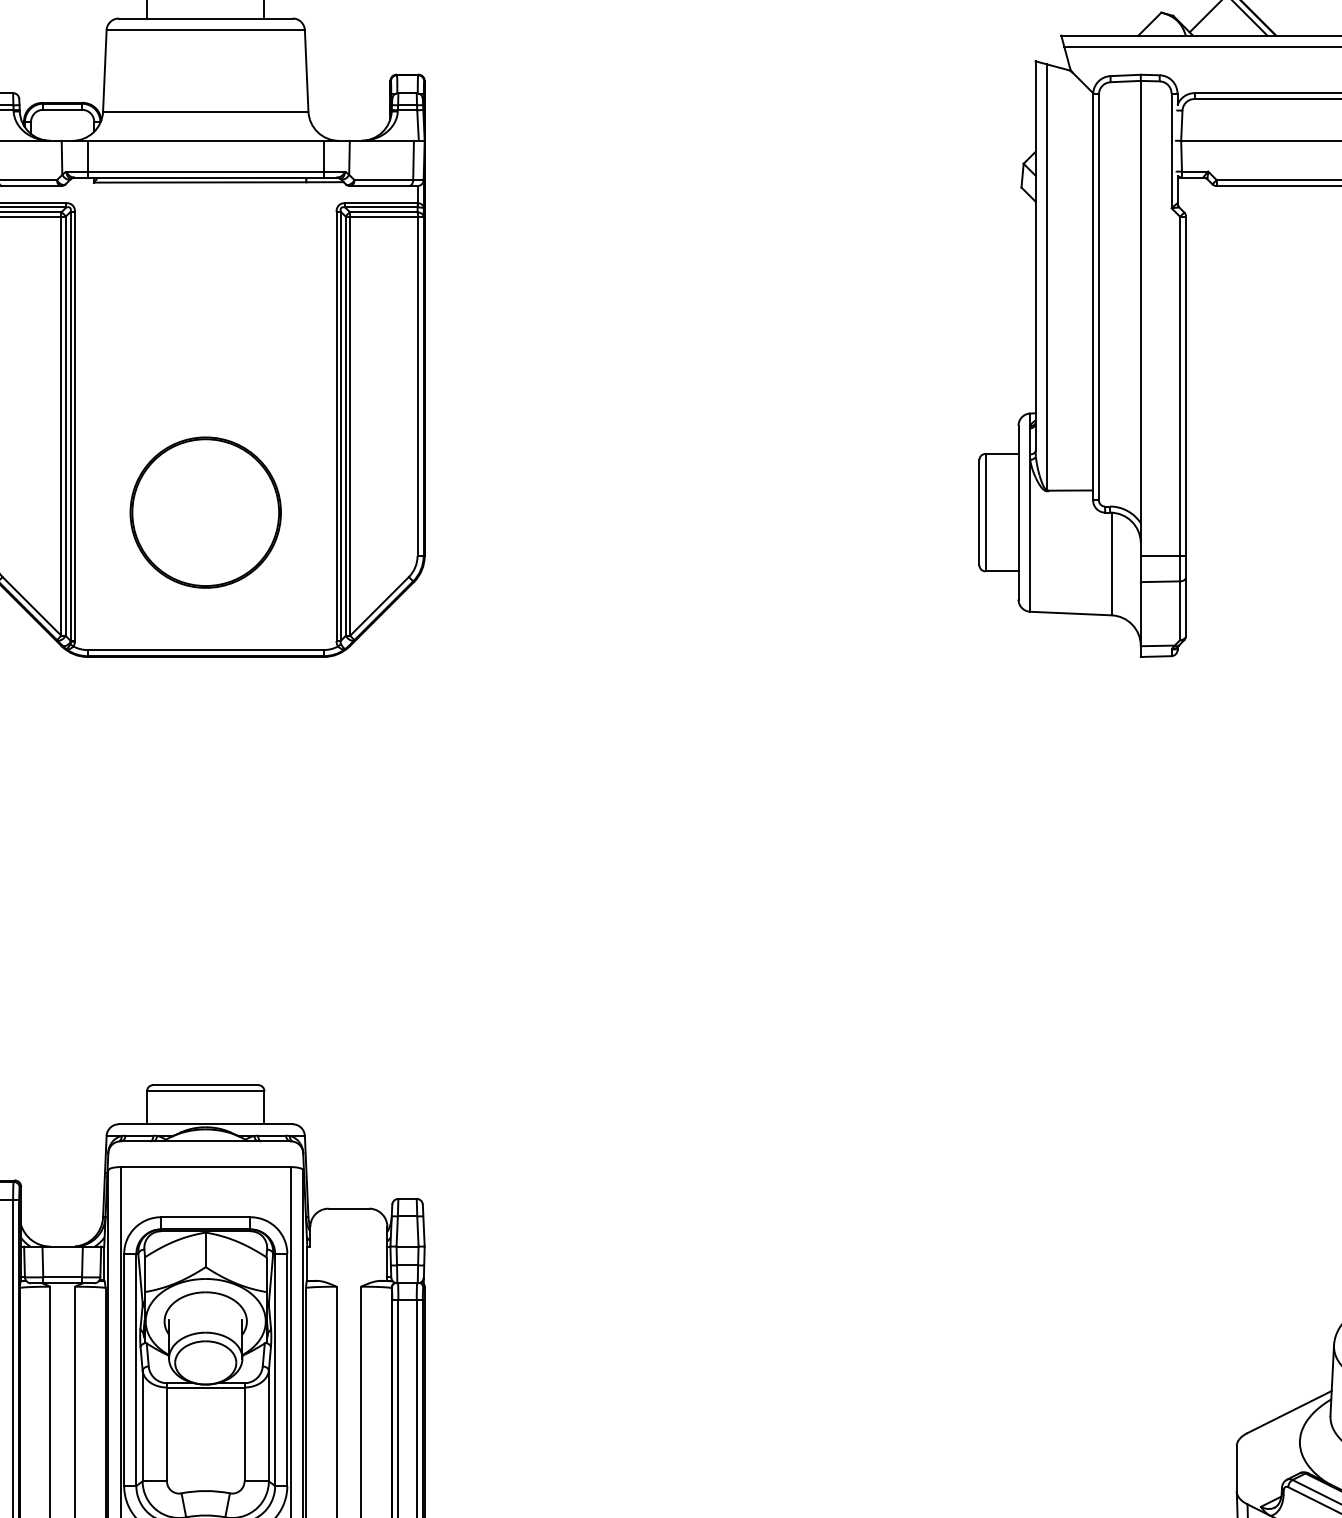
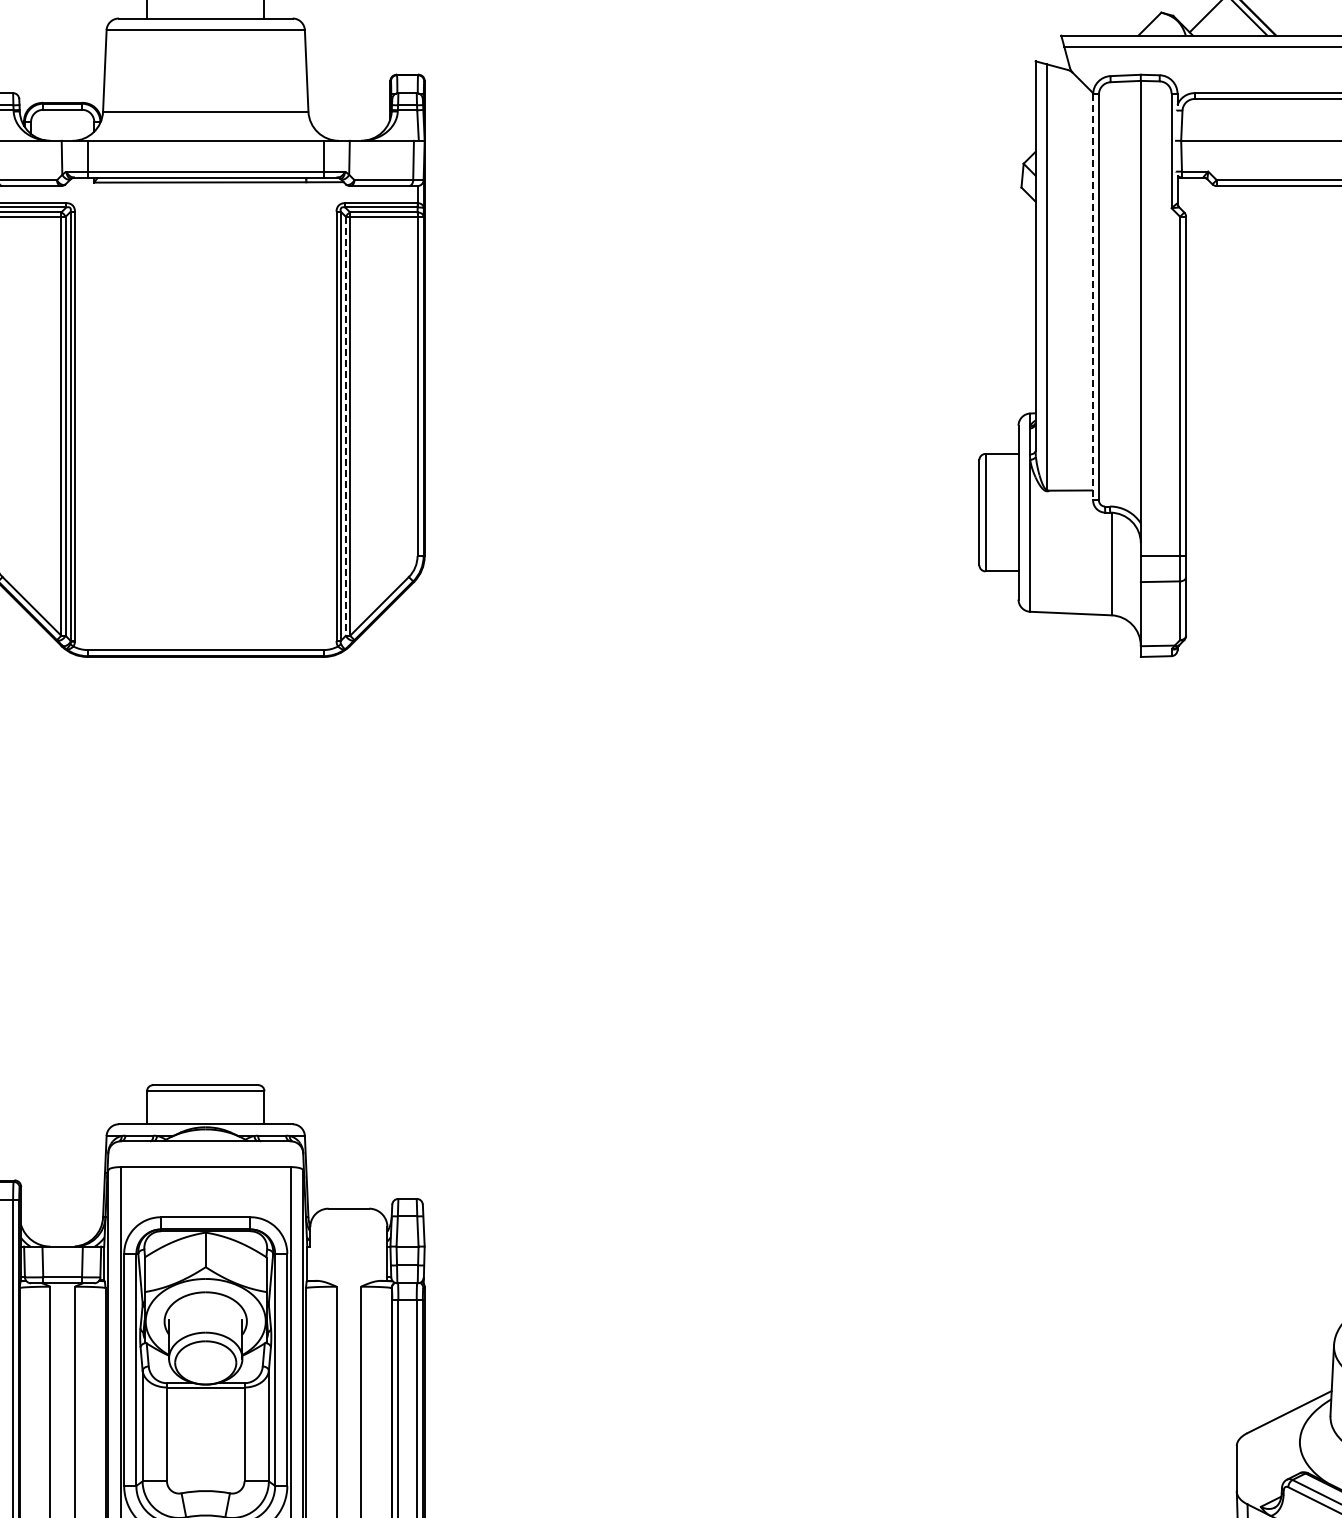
line: solid -> dashed (1093, 297)
line: solid -> dashed (345, 426)
part: present -> none (205, 512)
